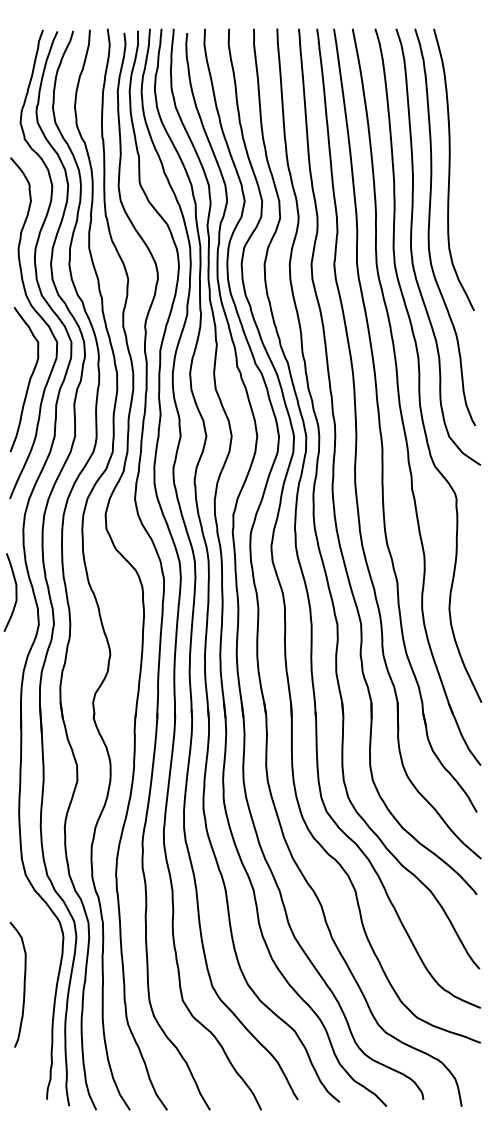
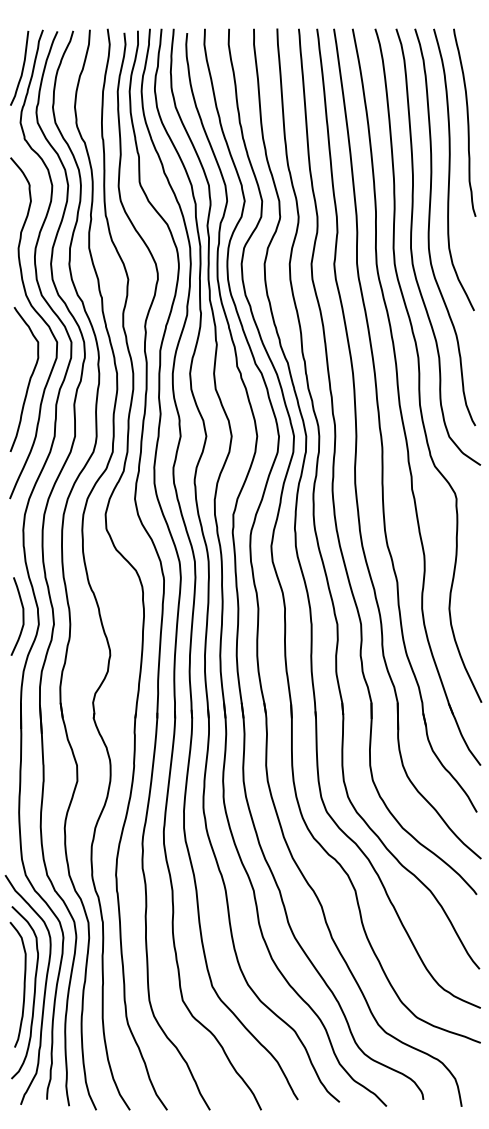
curve: none -> present (22, 67)
curve: none -> present (467, 122)
curve position: (15, 592) -> (22, 616) (22, 616)
part: none -> present (34, 989)
